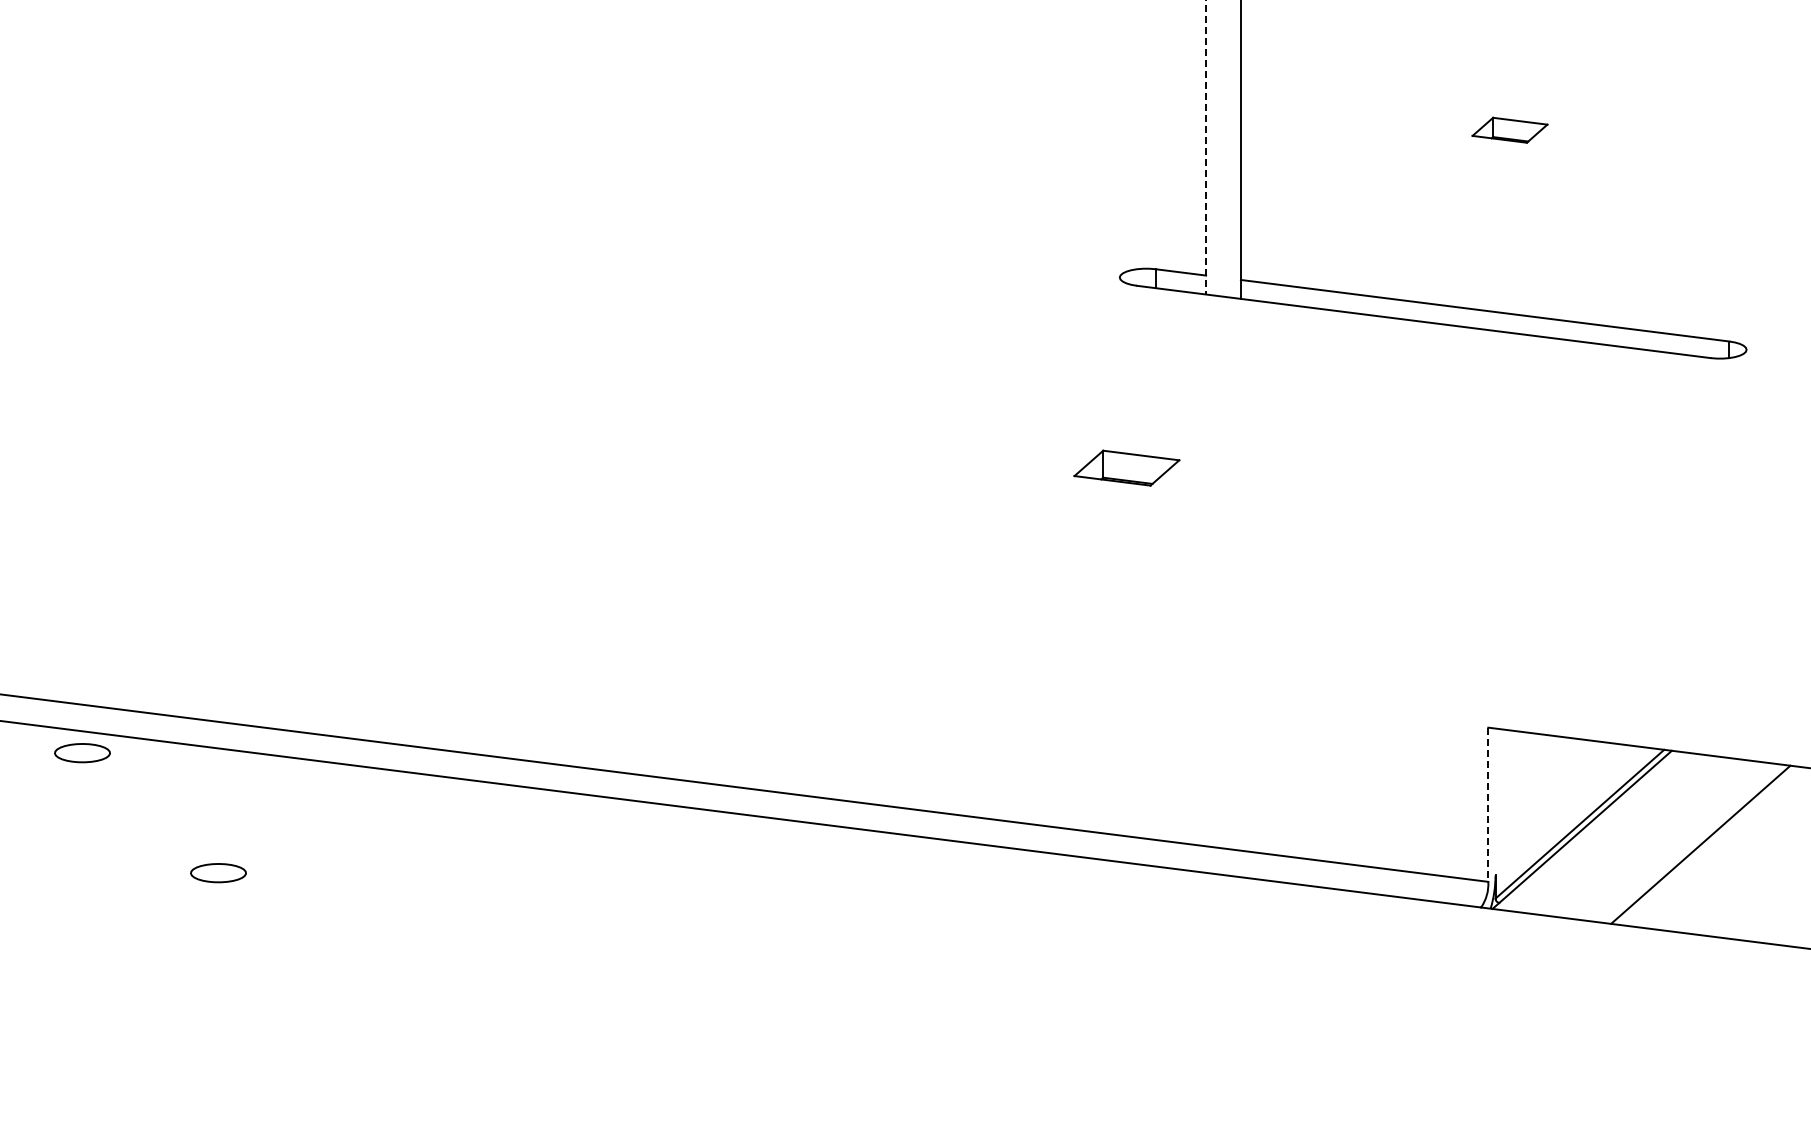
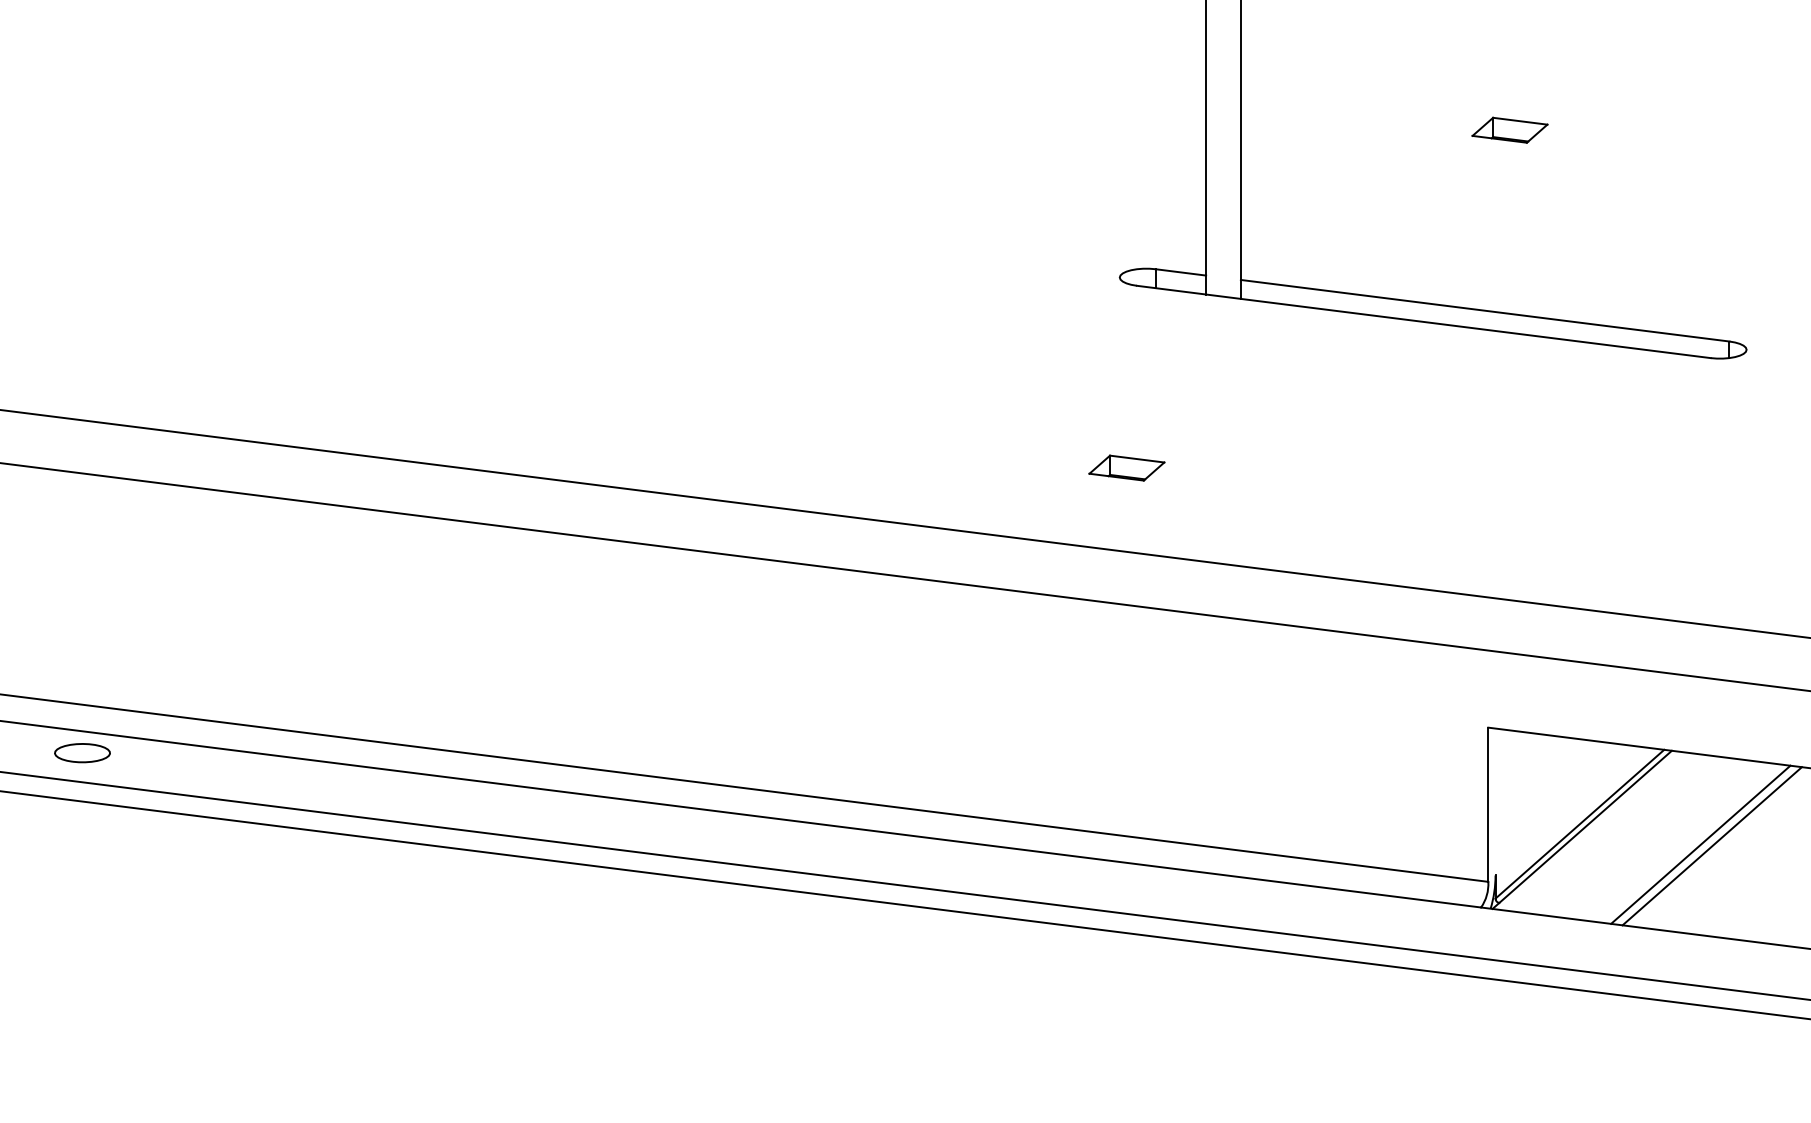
line: dashed -> solid (1206, 147)
part size: 108x38 px -> 78x28 px (1126, 467)
line: none -> present (904, 523)
line: none -> present (904, 576)
line: dashed -> solid (1488, 805)
line: none -> present (1711, 846)
part: present -> none (218, 873)
line: none -> present (904, 885)
line: none -> present (904, 904)
